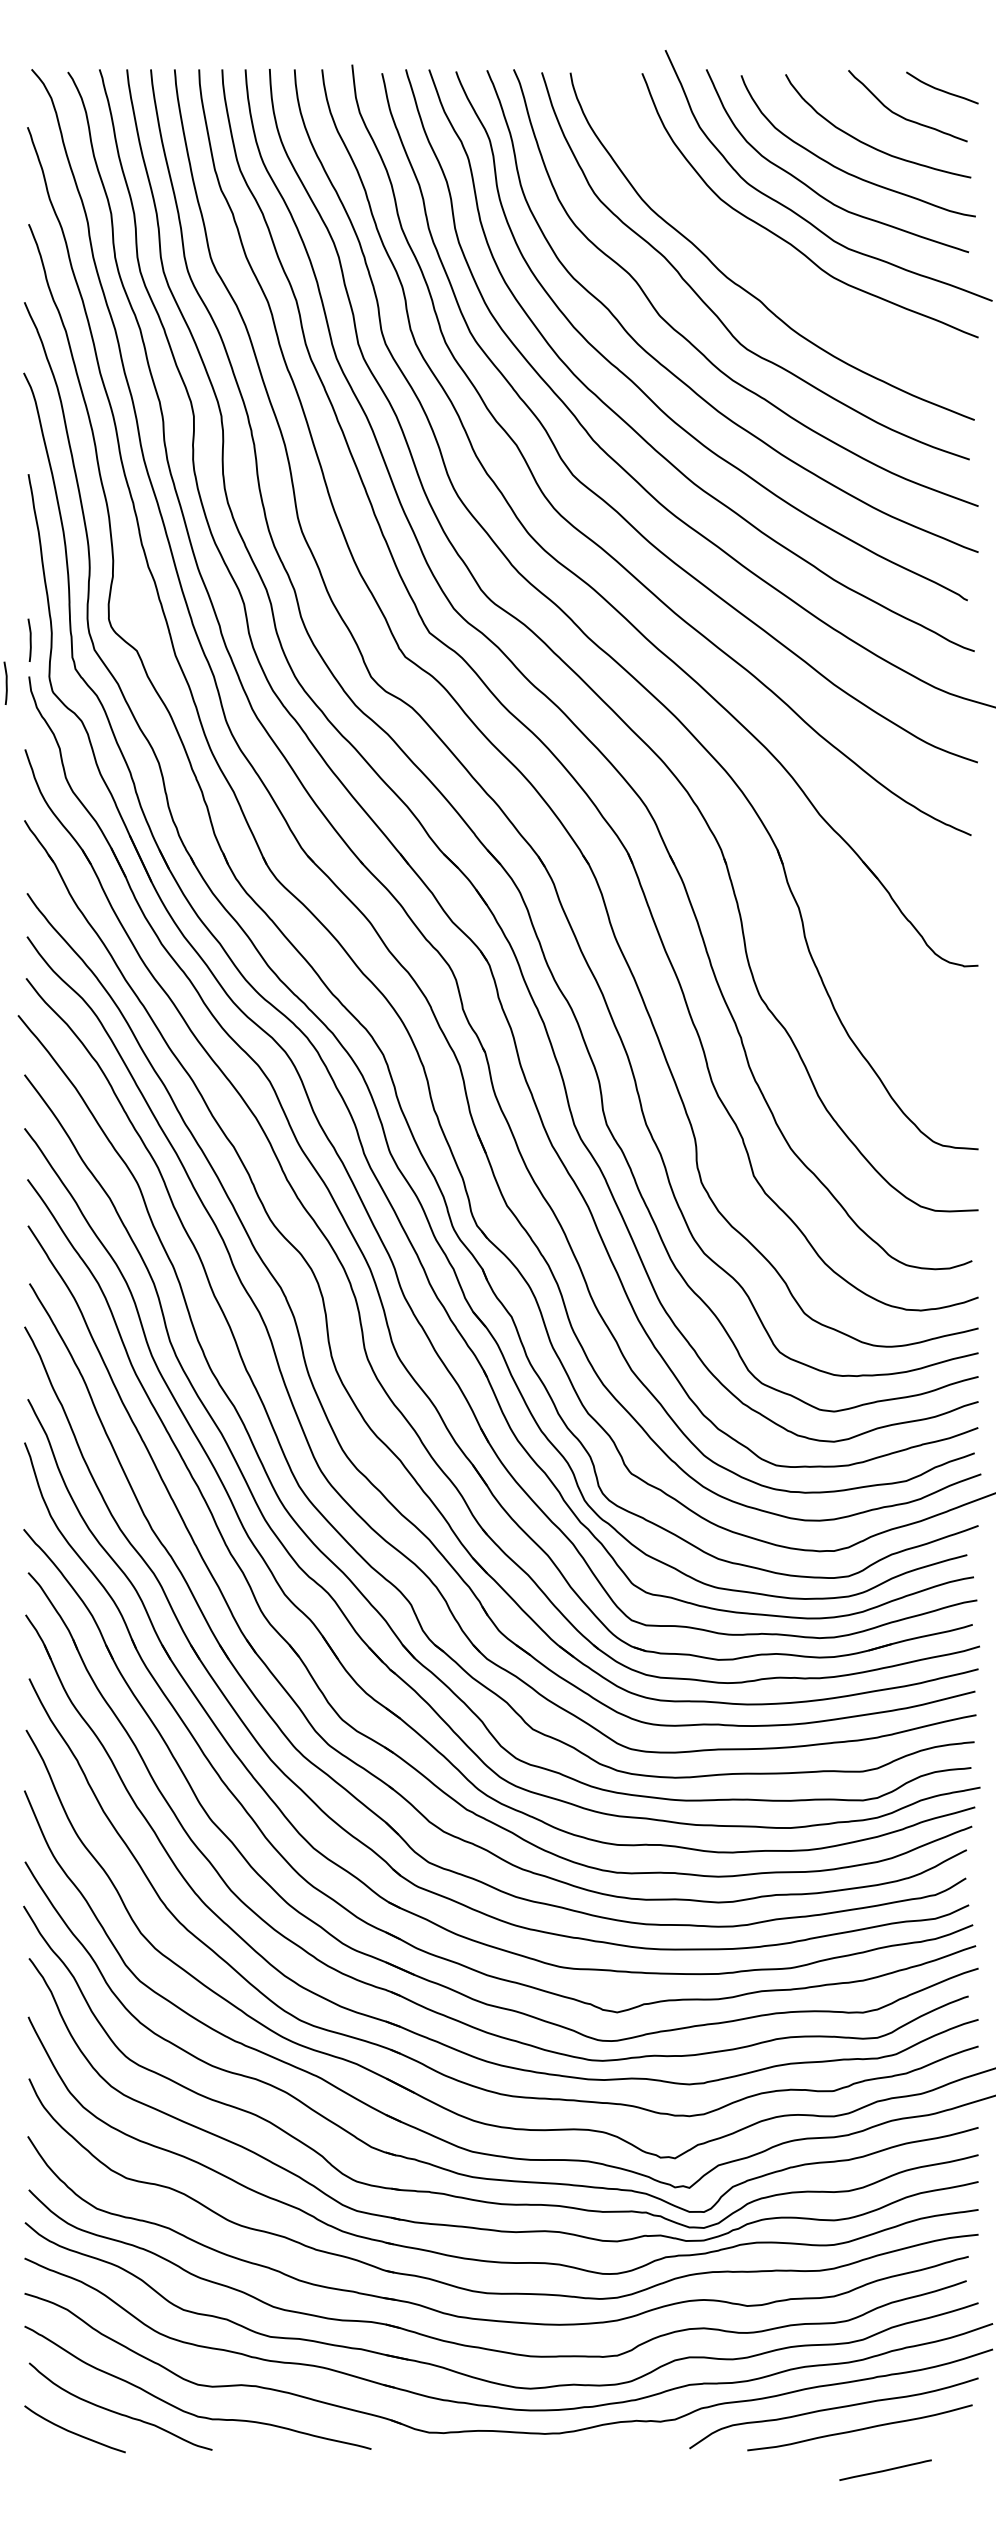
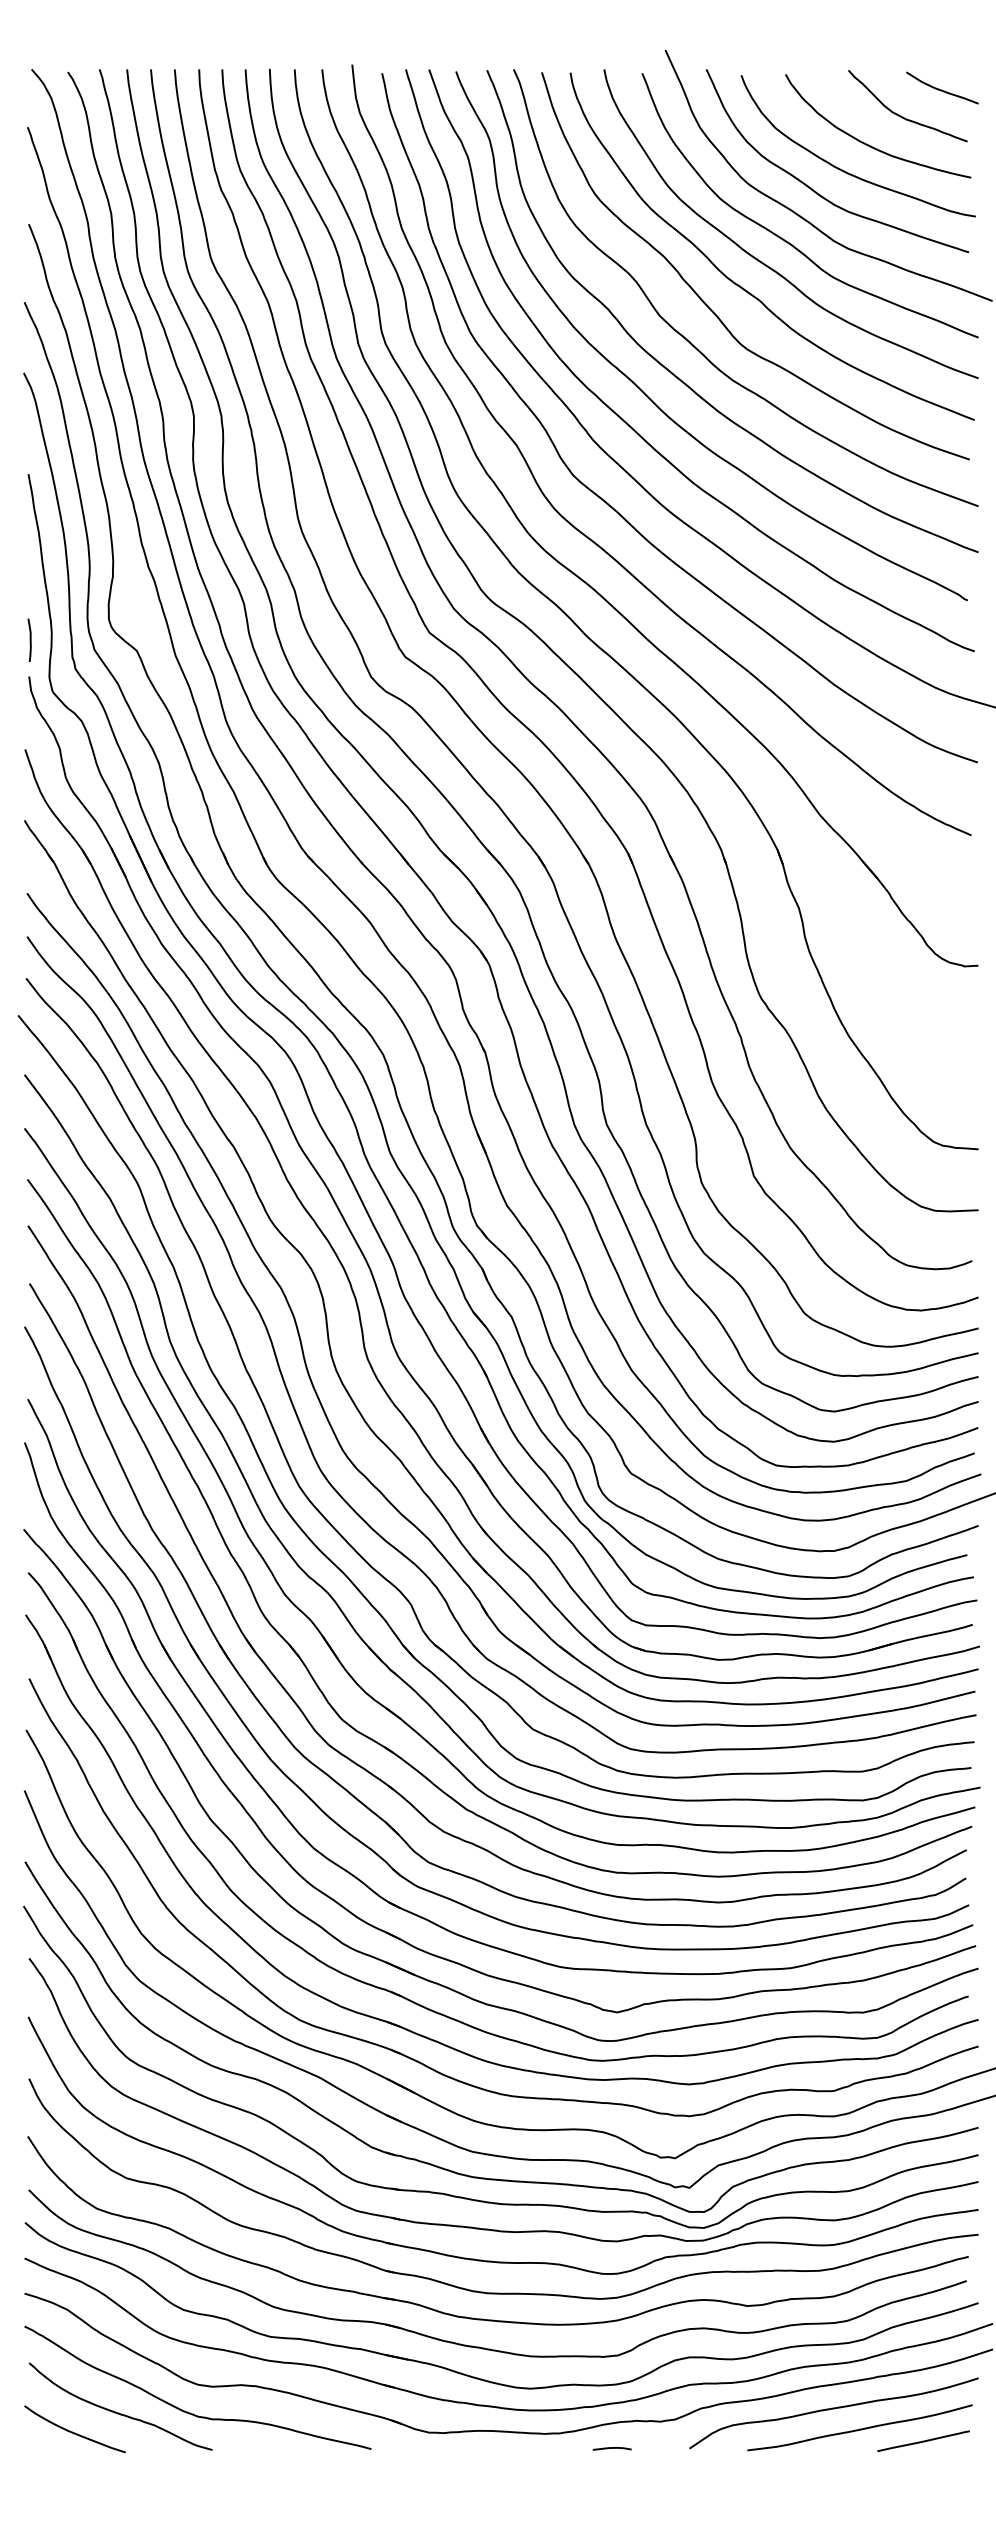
curve: none -> present (763, 262)
curve: present -> none (5, 682)
line: none -> present (611, 2448)
line position: (885, 2469) -> (923, 2440) (923, 2440)
